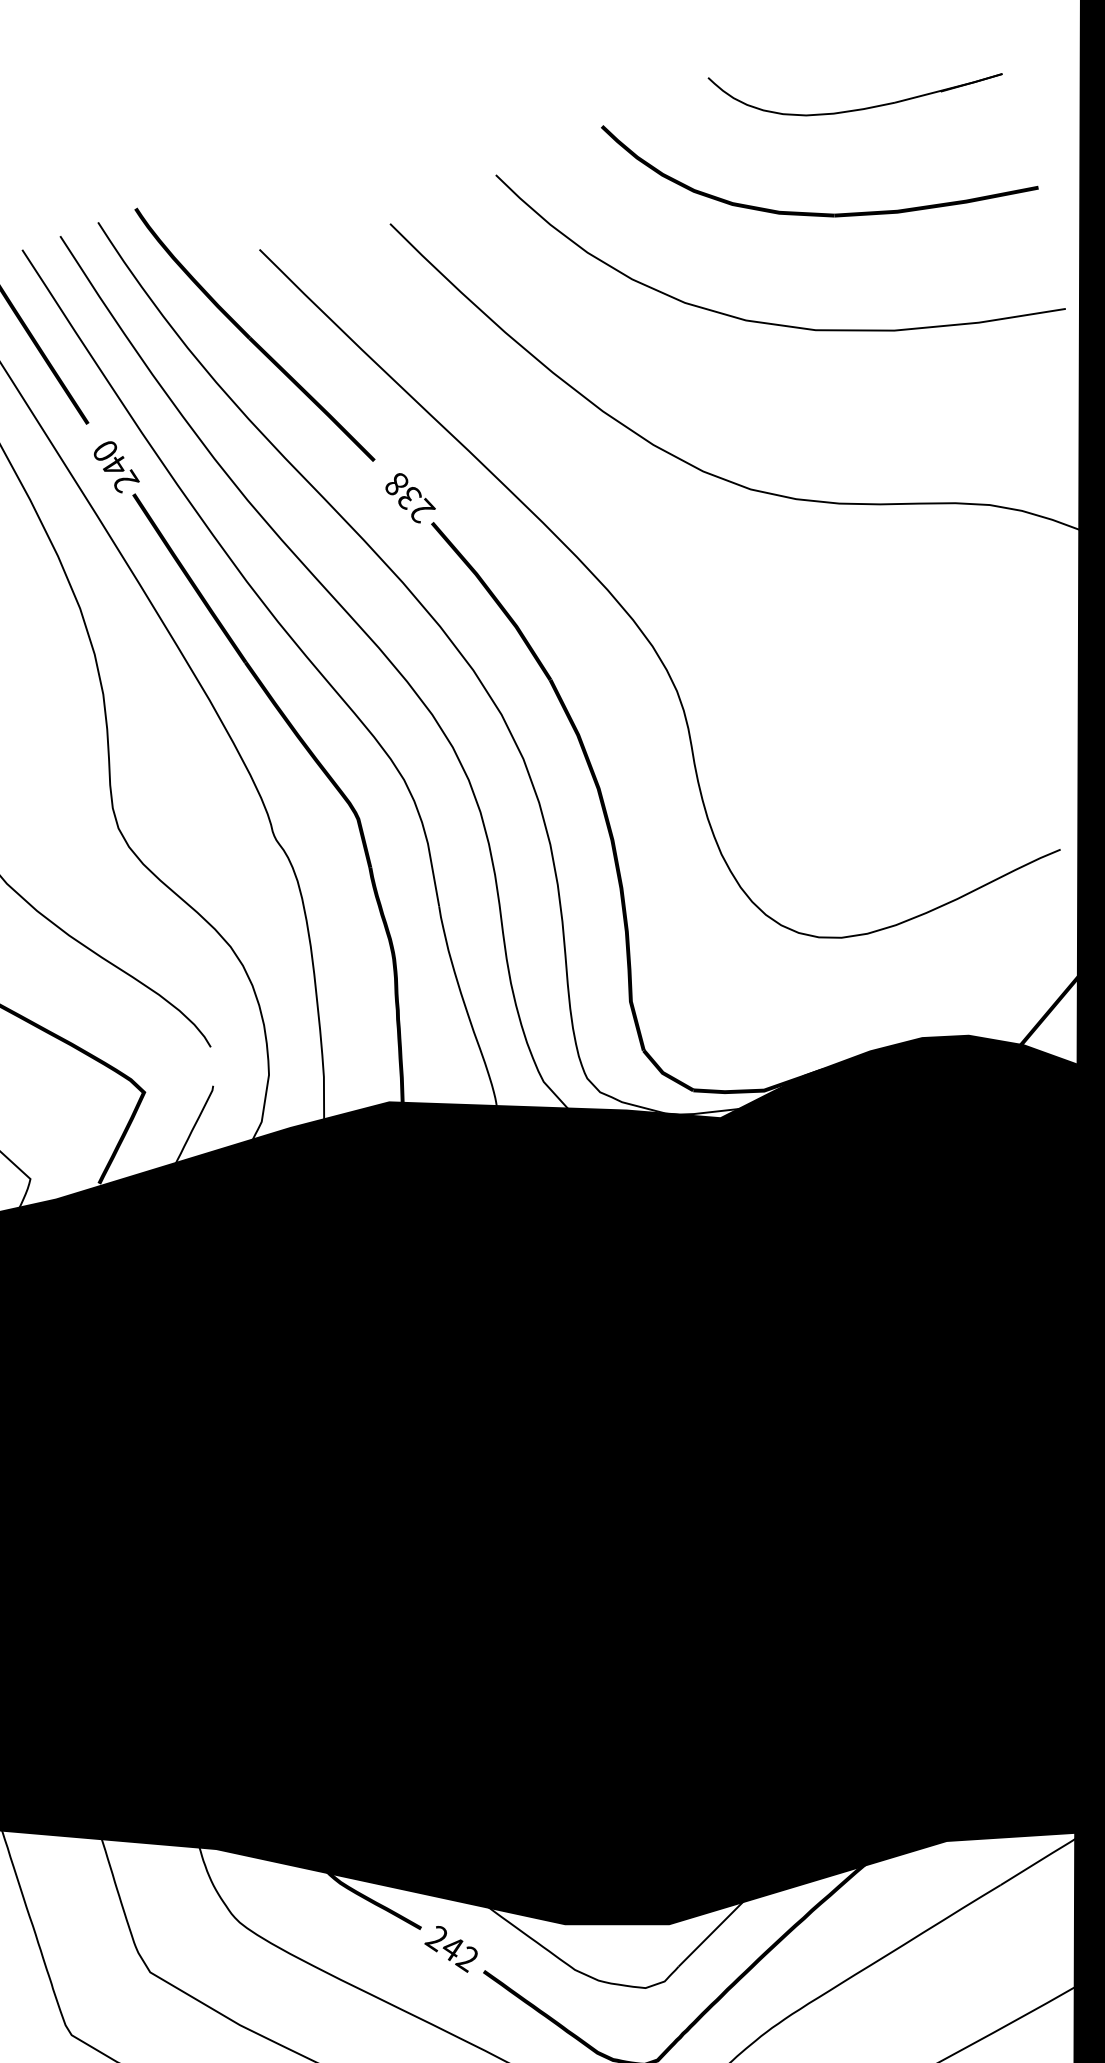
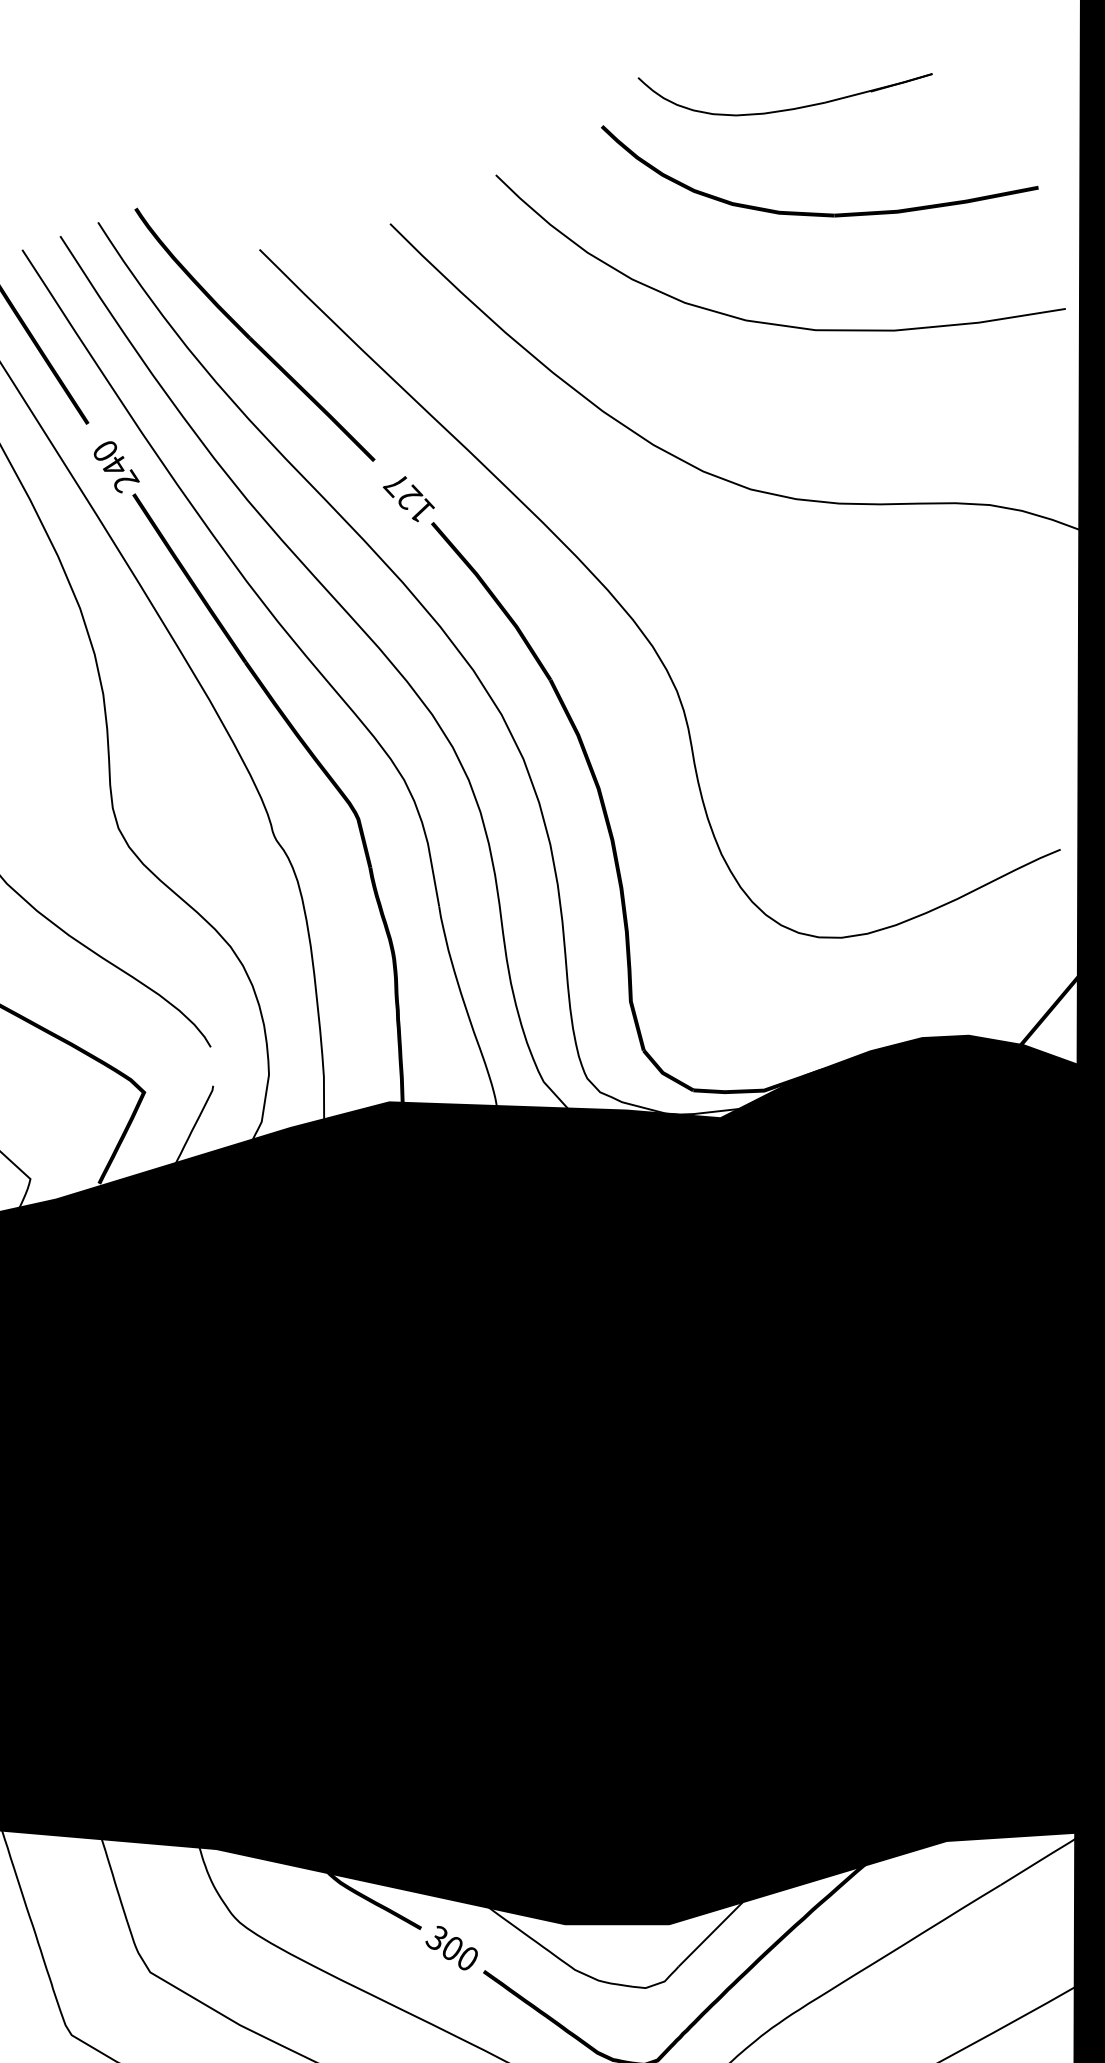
part position: (859, 108) -> (789, 108) (789, 108)
text: 238 -> 127 (408, 498)
text: 242 -> 300 (450, 1949)
